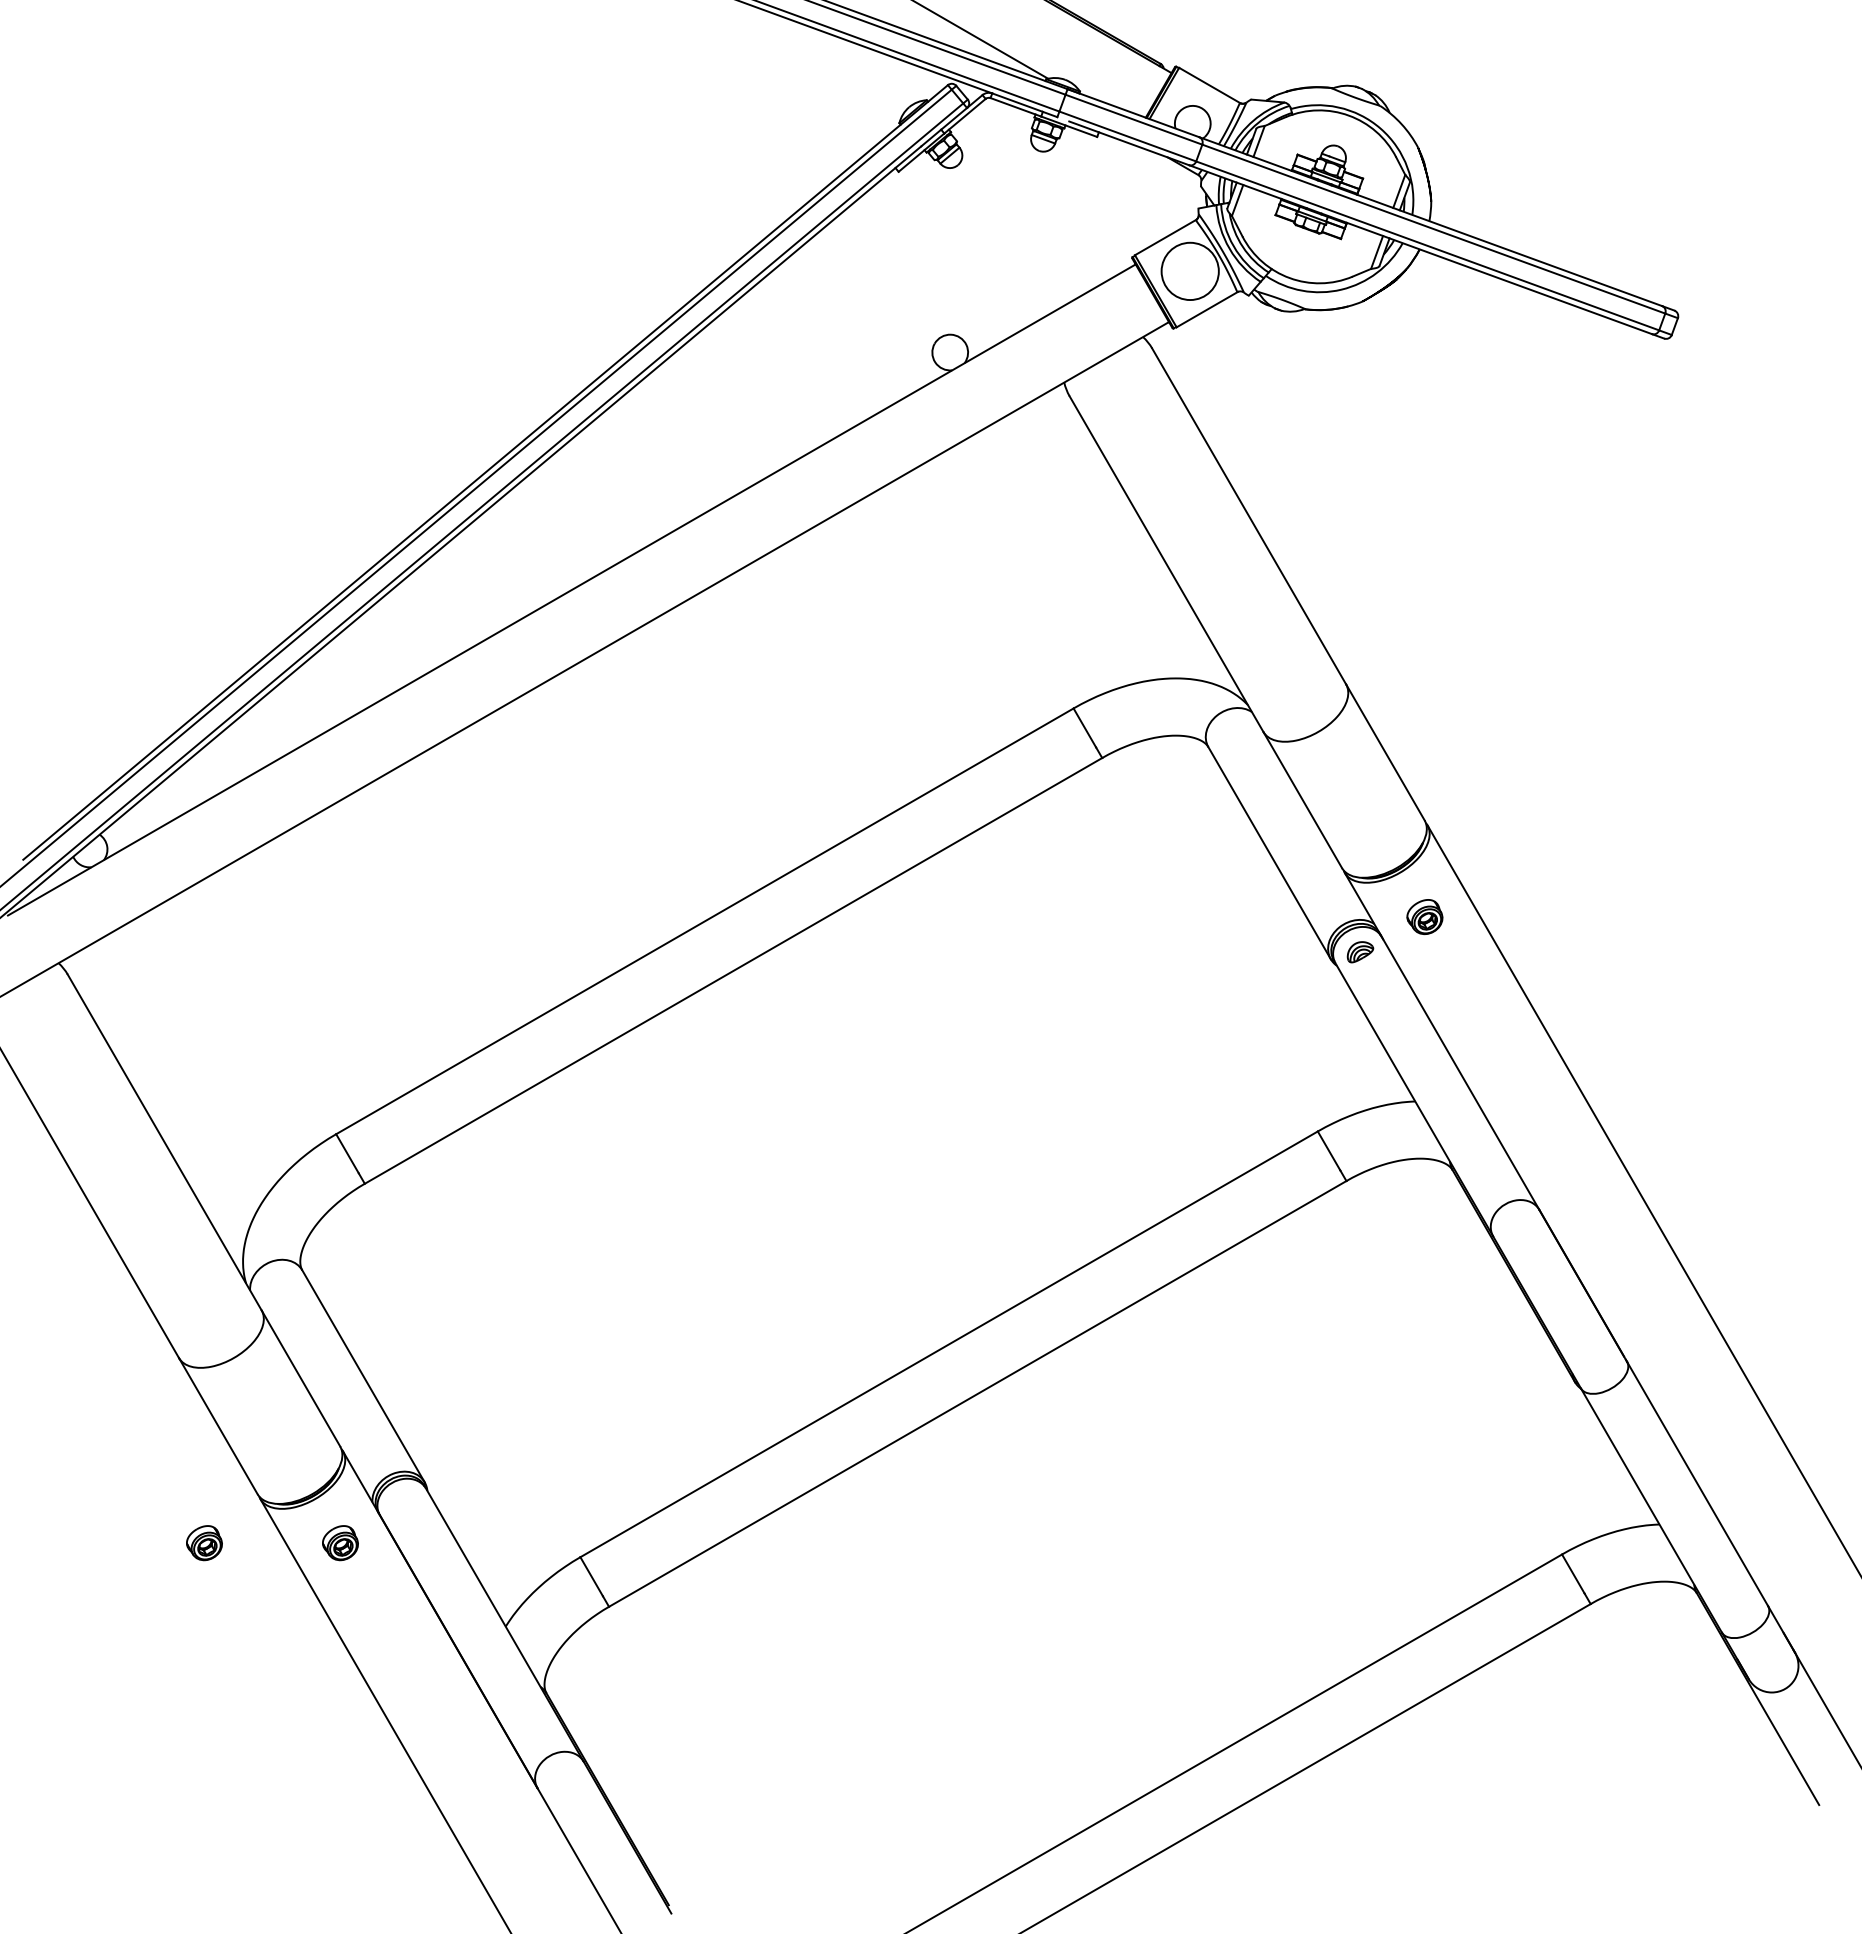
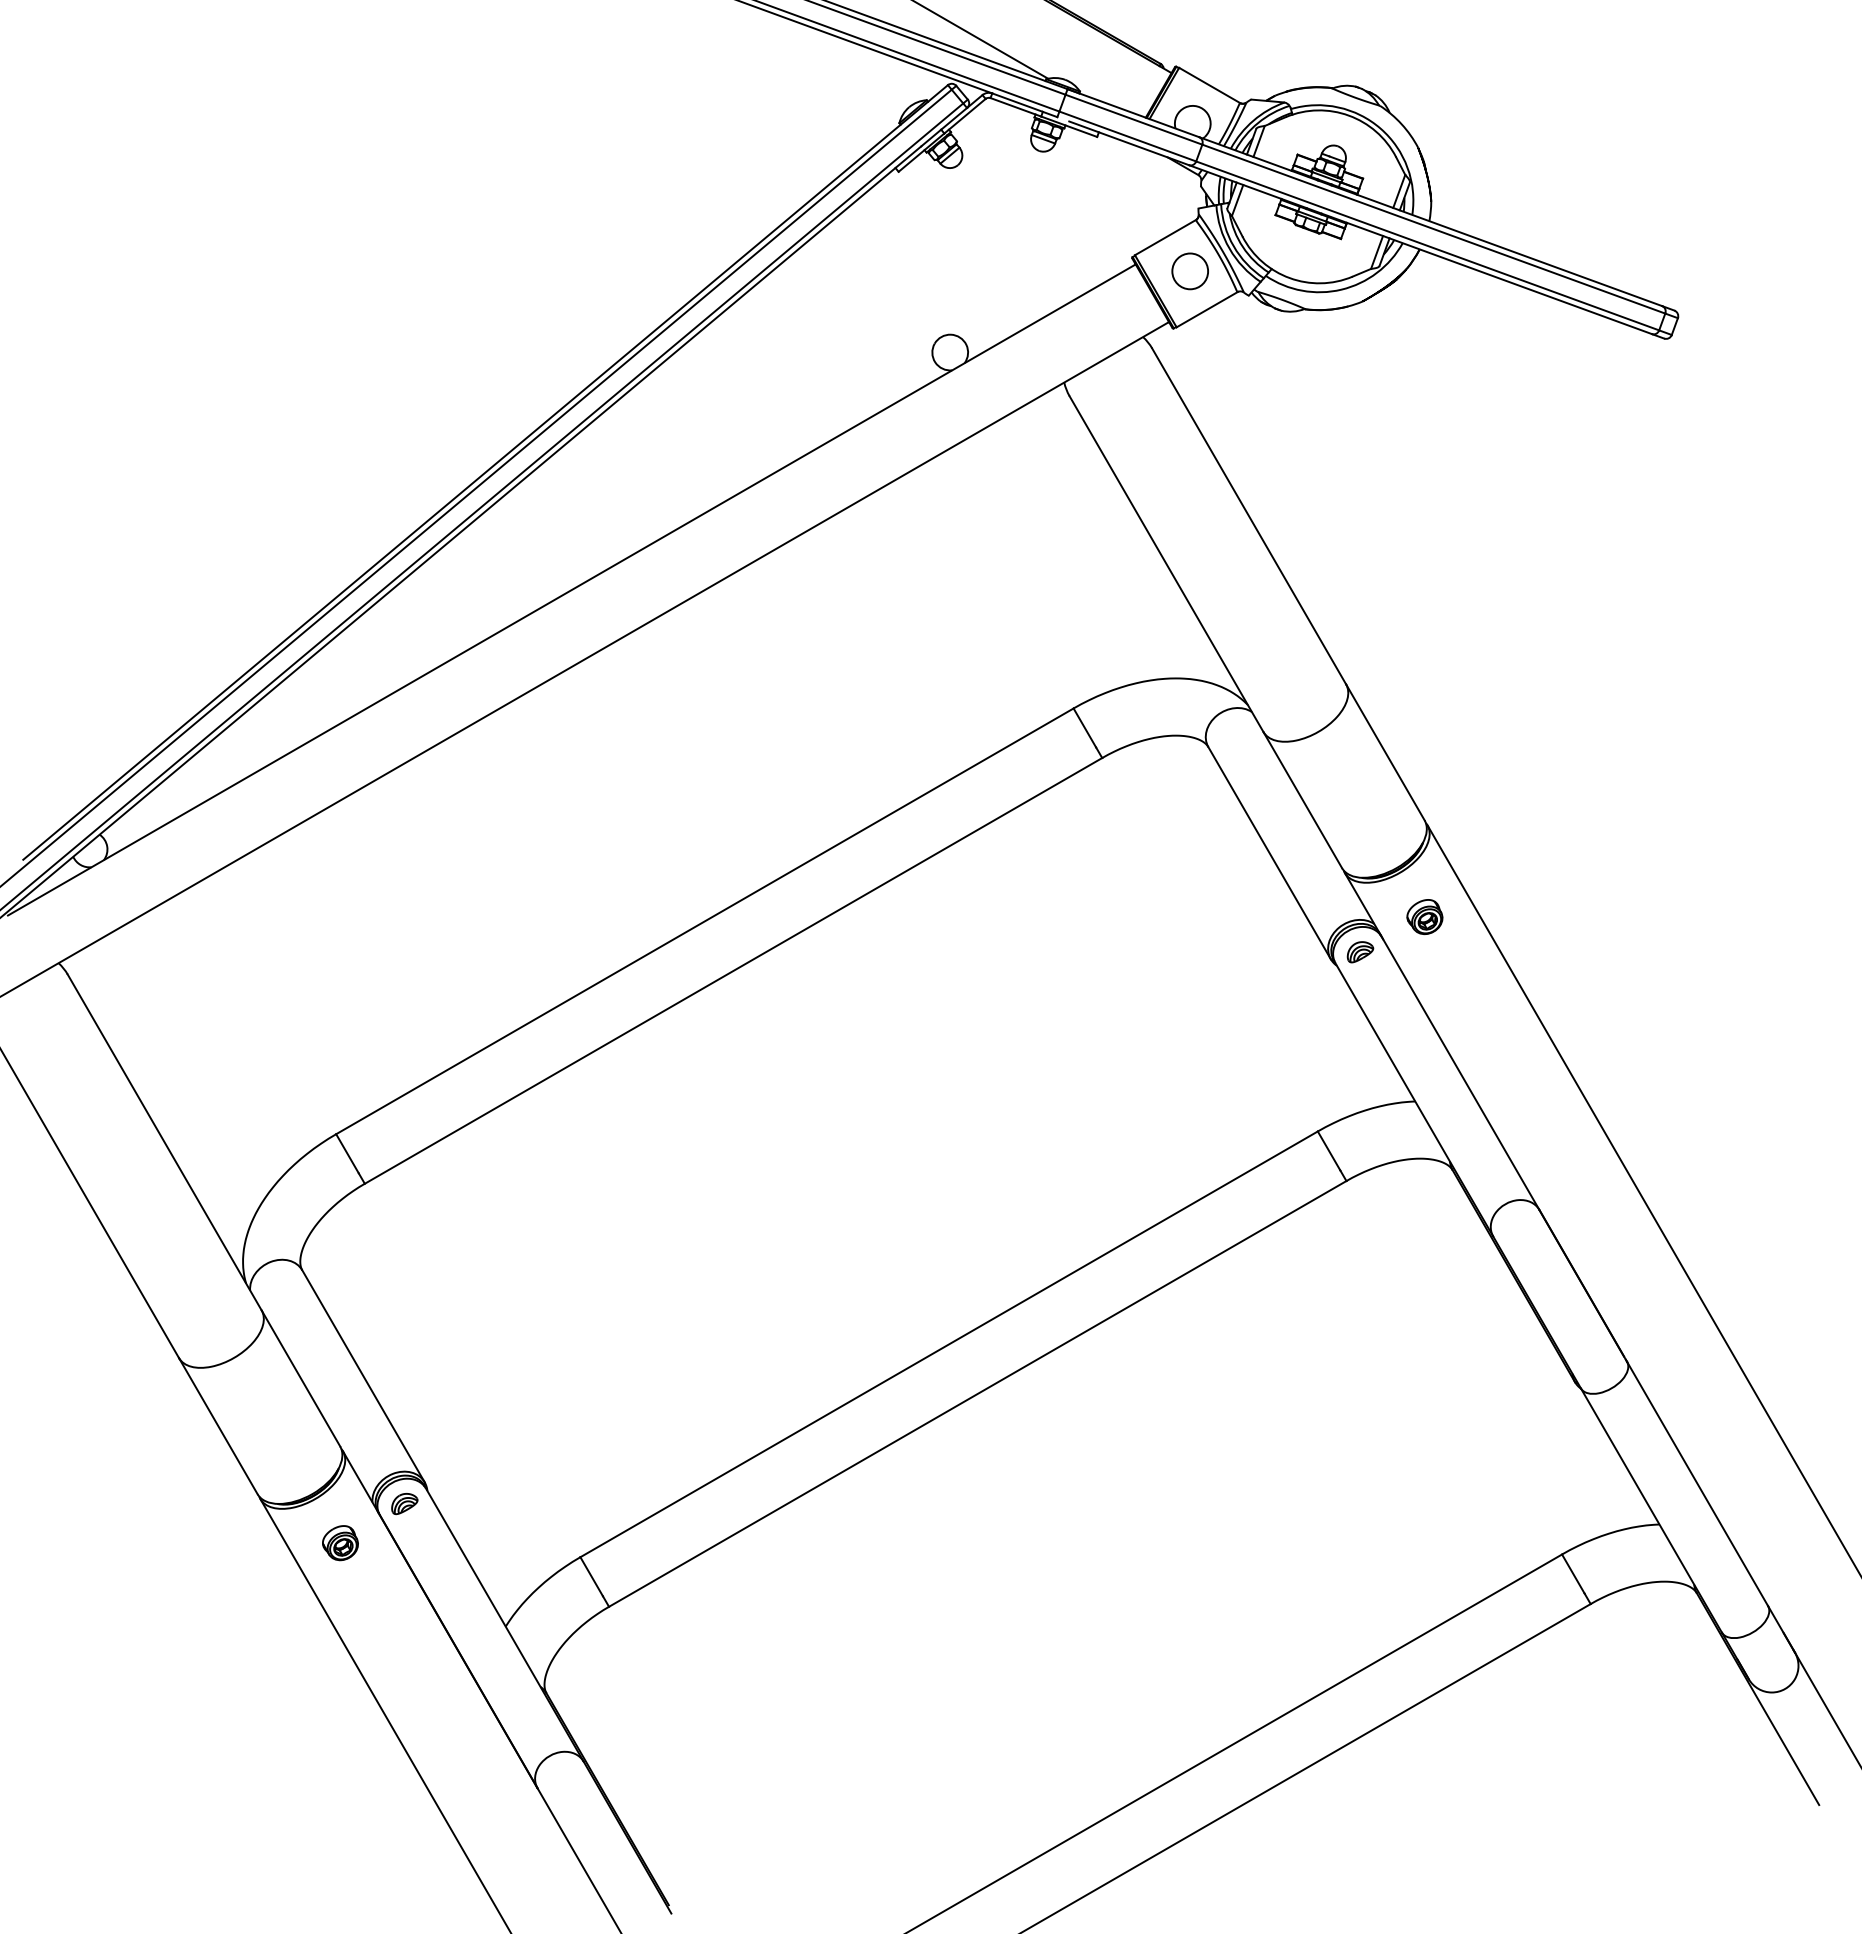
circle diameter: 57 px -> 36 px (1190, 271)
part: none -> present (404, 1504)
part: present -> none (204, 1543)
